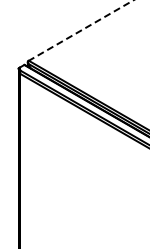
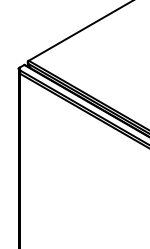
line: dashed -> solid (80, 30)
